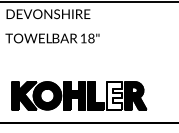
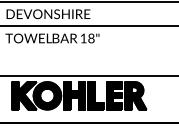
line: none -> present (88, 26)
line: none -> present (88, 75)
fill: none -> present (113, 95)
